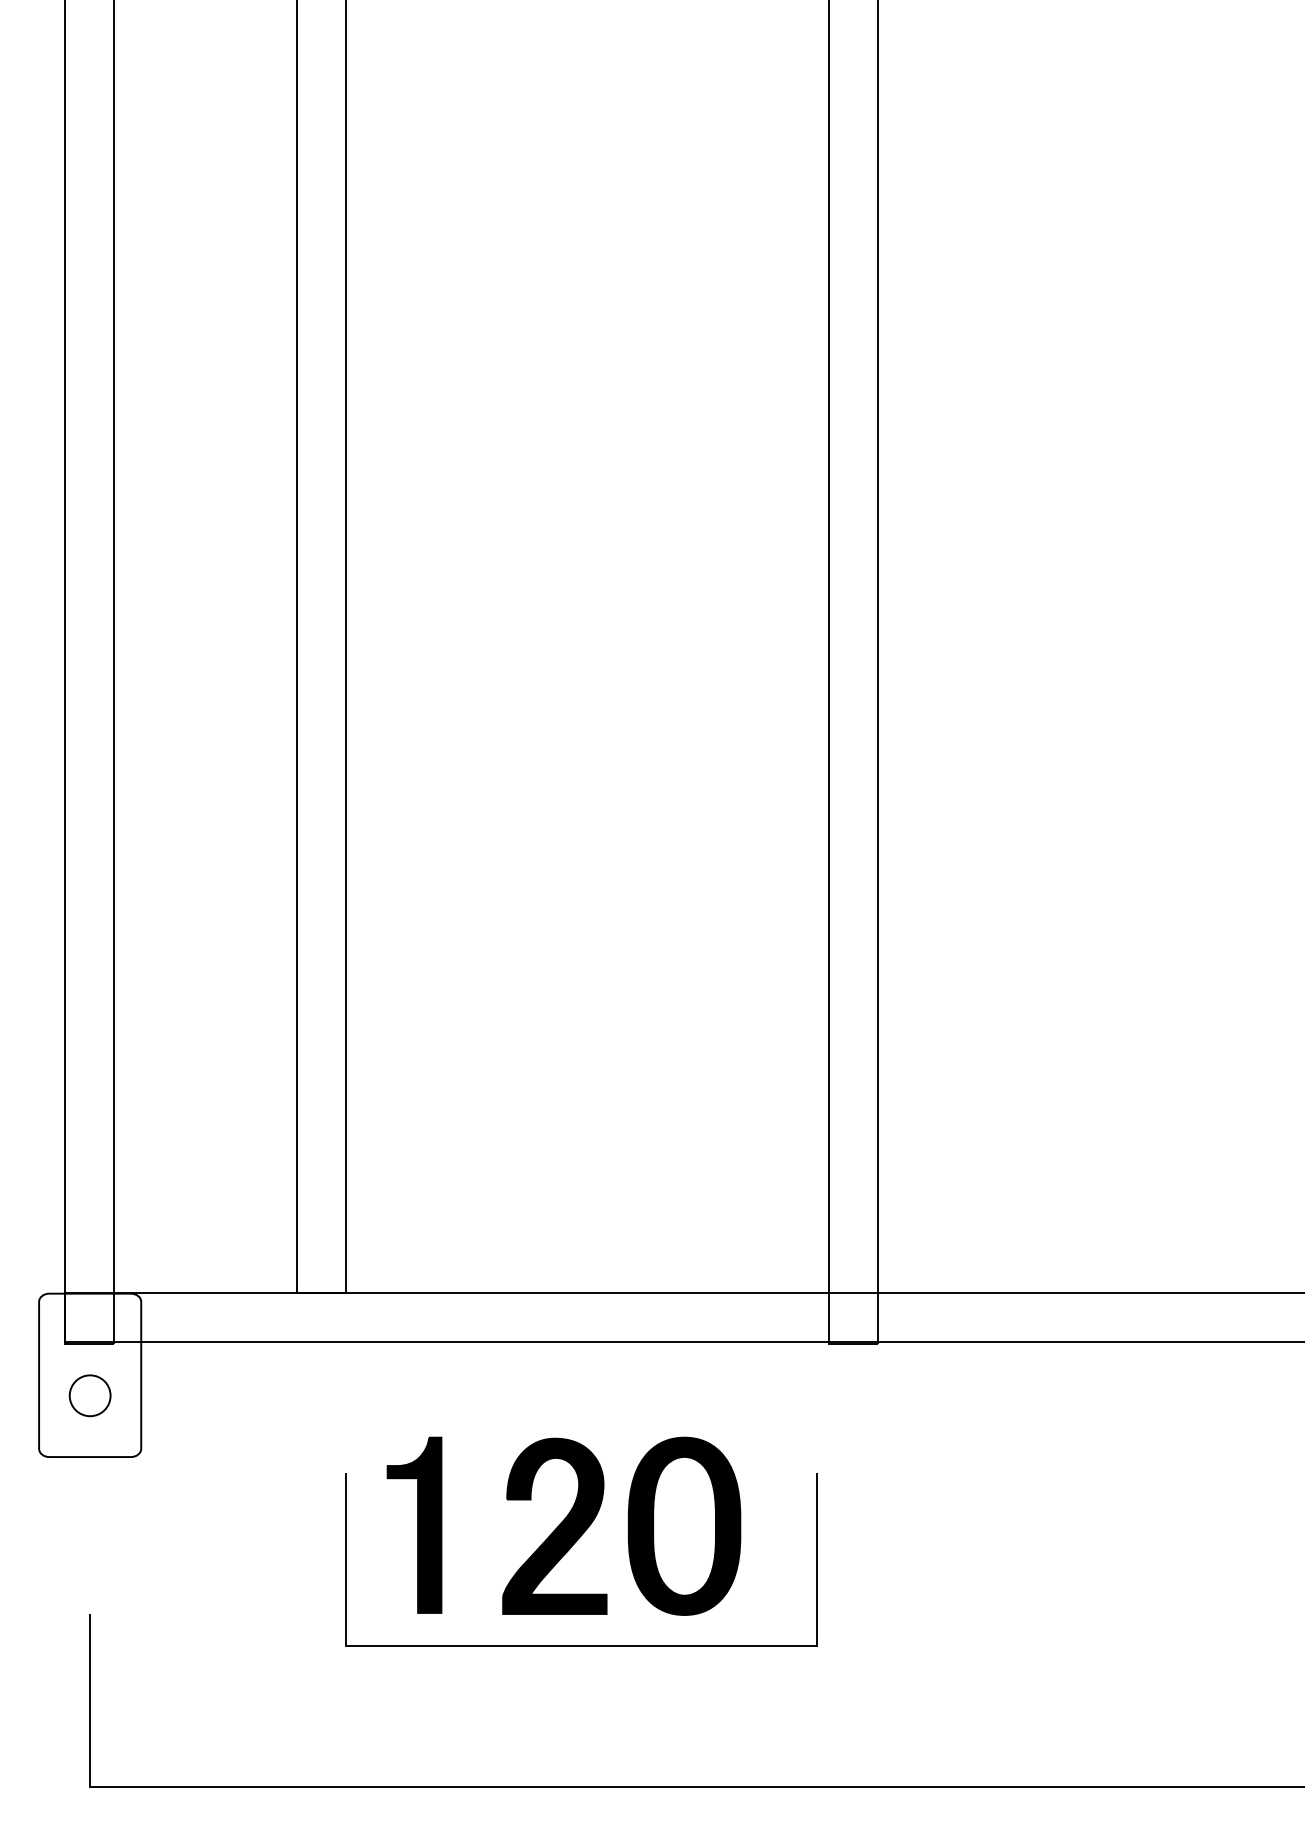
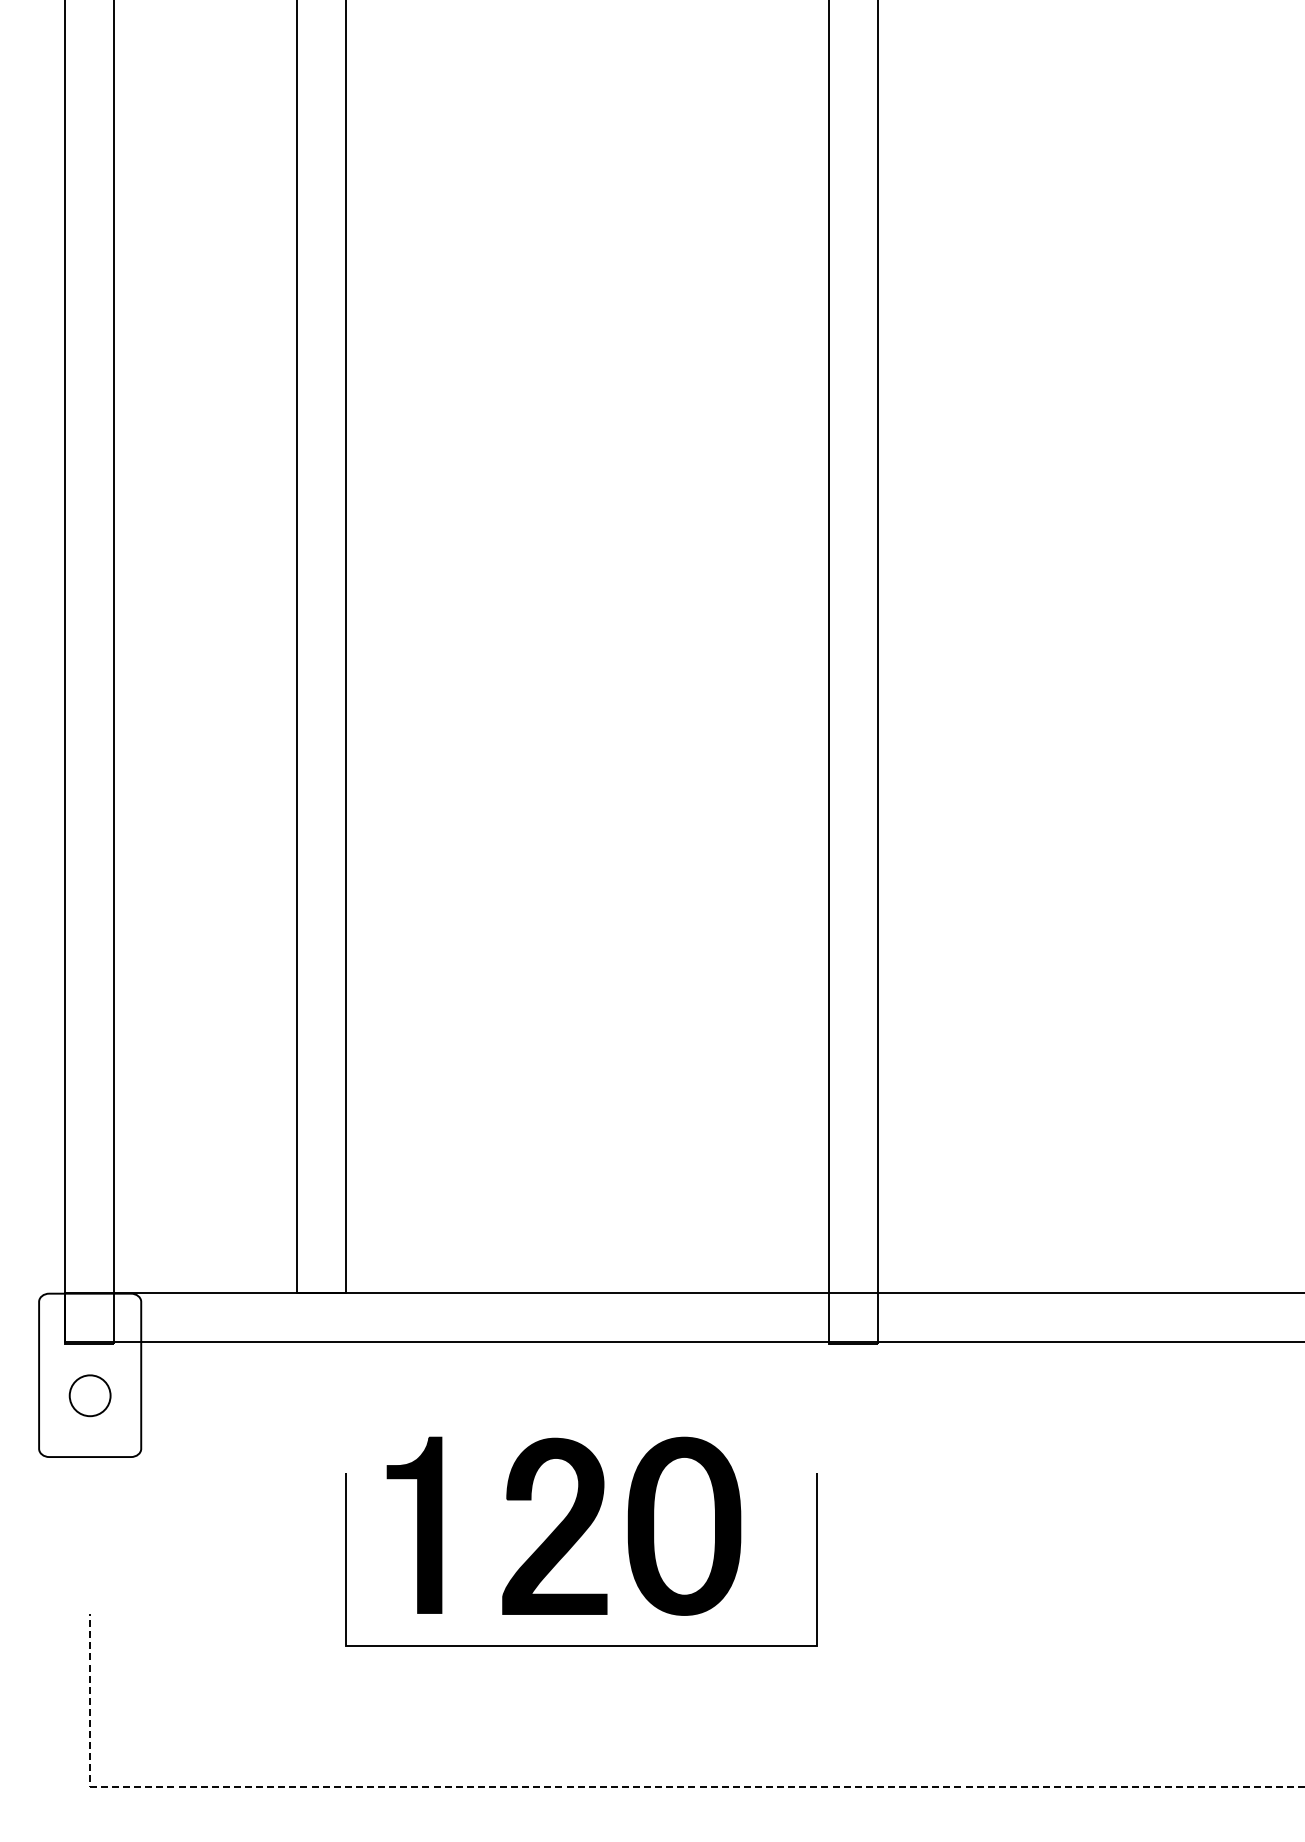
line: solid -> dashed (610, 1786)
